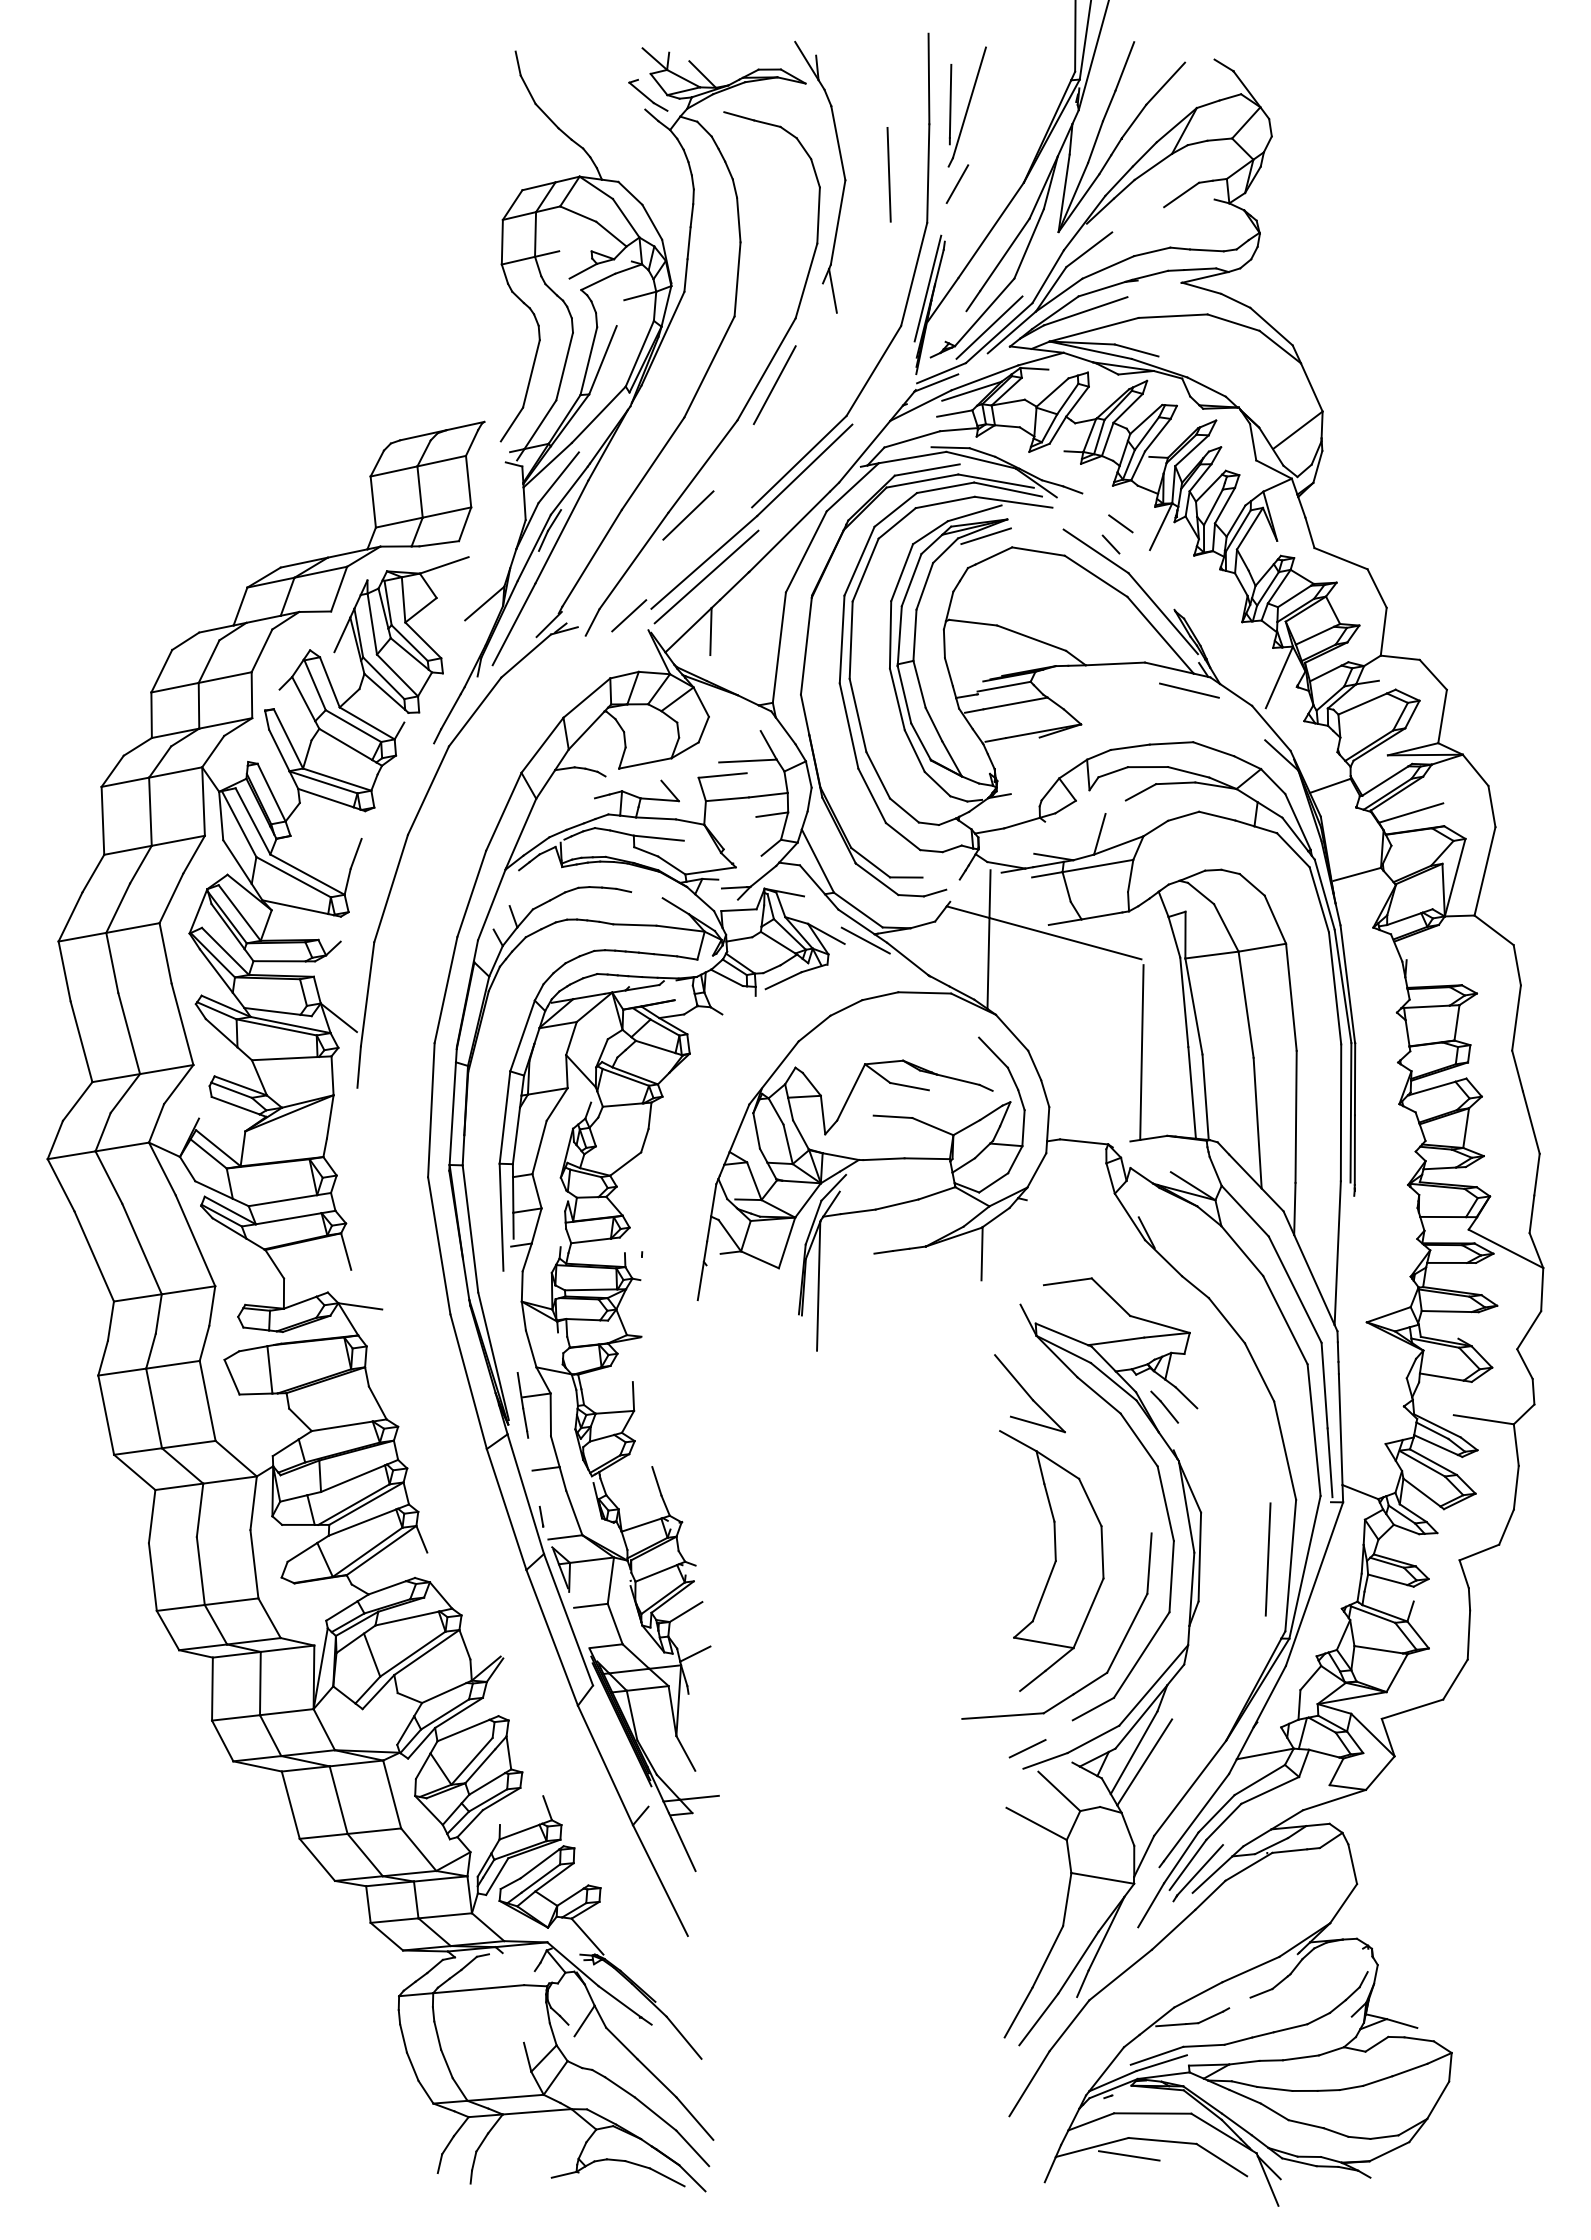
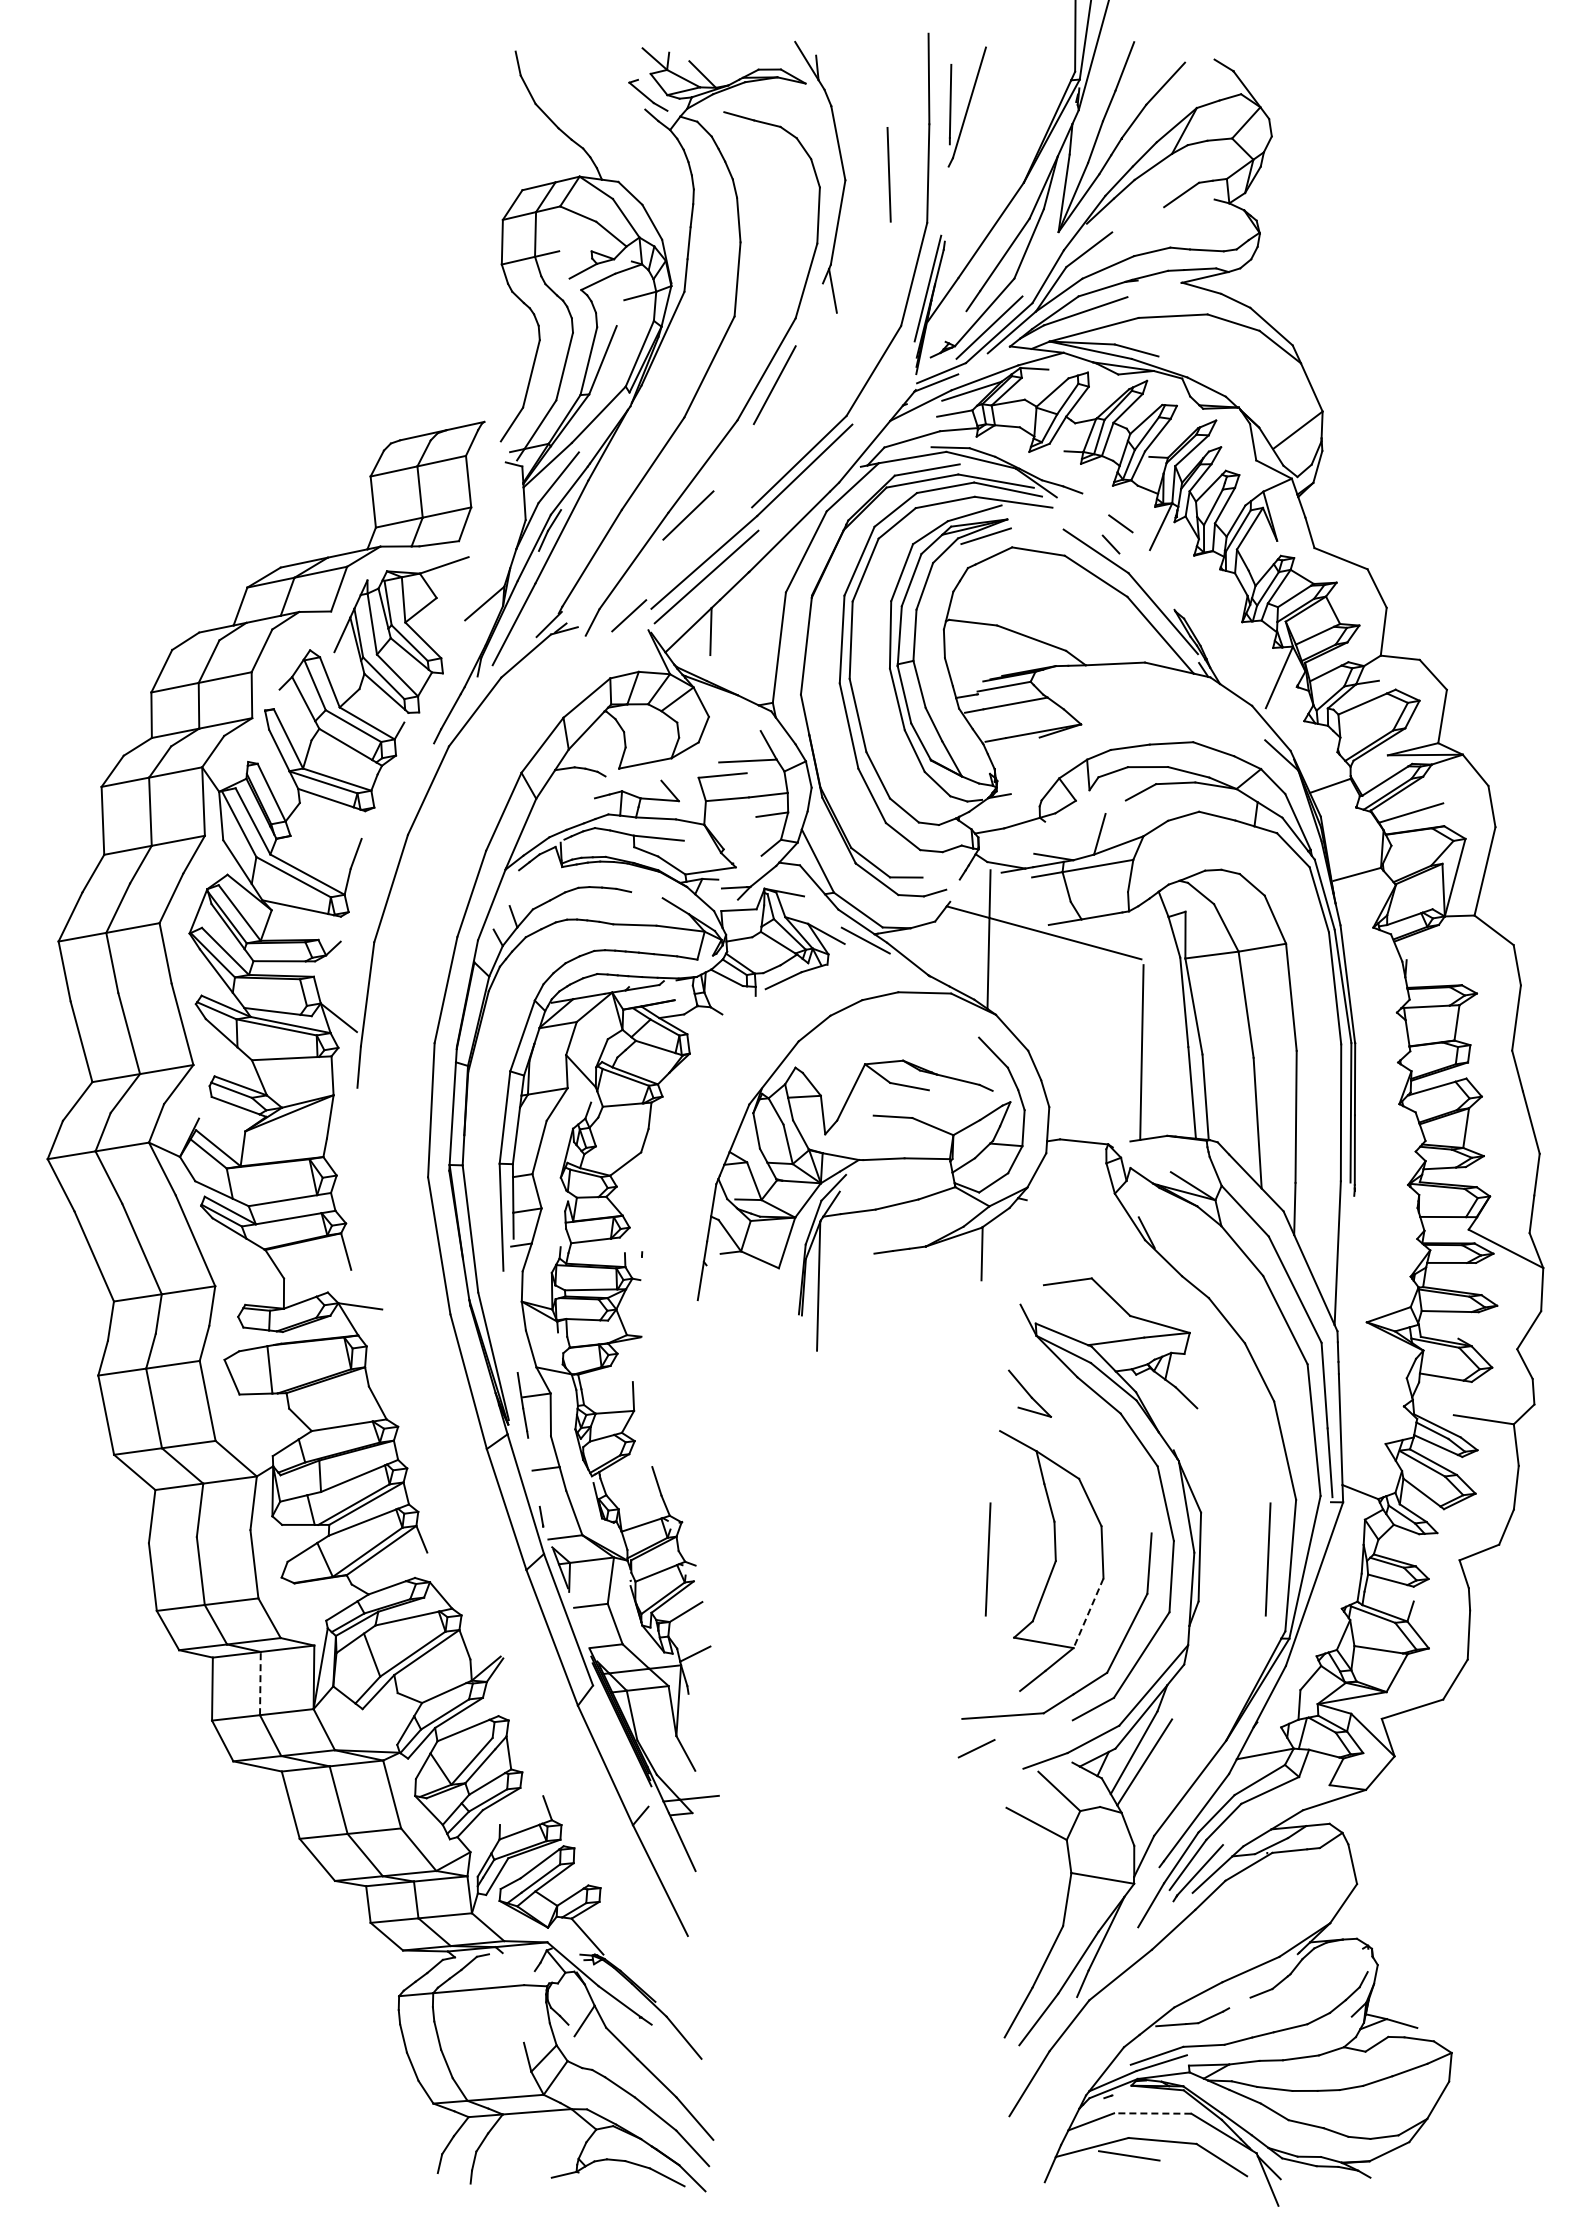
line: present -> none (957, 184)
line: present -> none (1189, 690)
part size: 72x80 px -> 45x49 px (1030, 1393)
line: present -> none (1164, 1406)
line: none -> present (987, 1559)
line: solid -> dashed (1088, 1613)
line: solid -> dashed (260, 1683)
line position: (1027, 1748) -> (976, 1748) (976, 1748)
line: solid -> dashed (1152, 2113)
